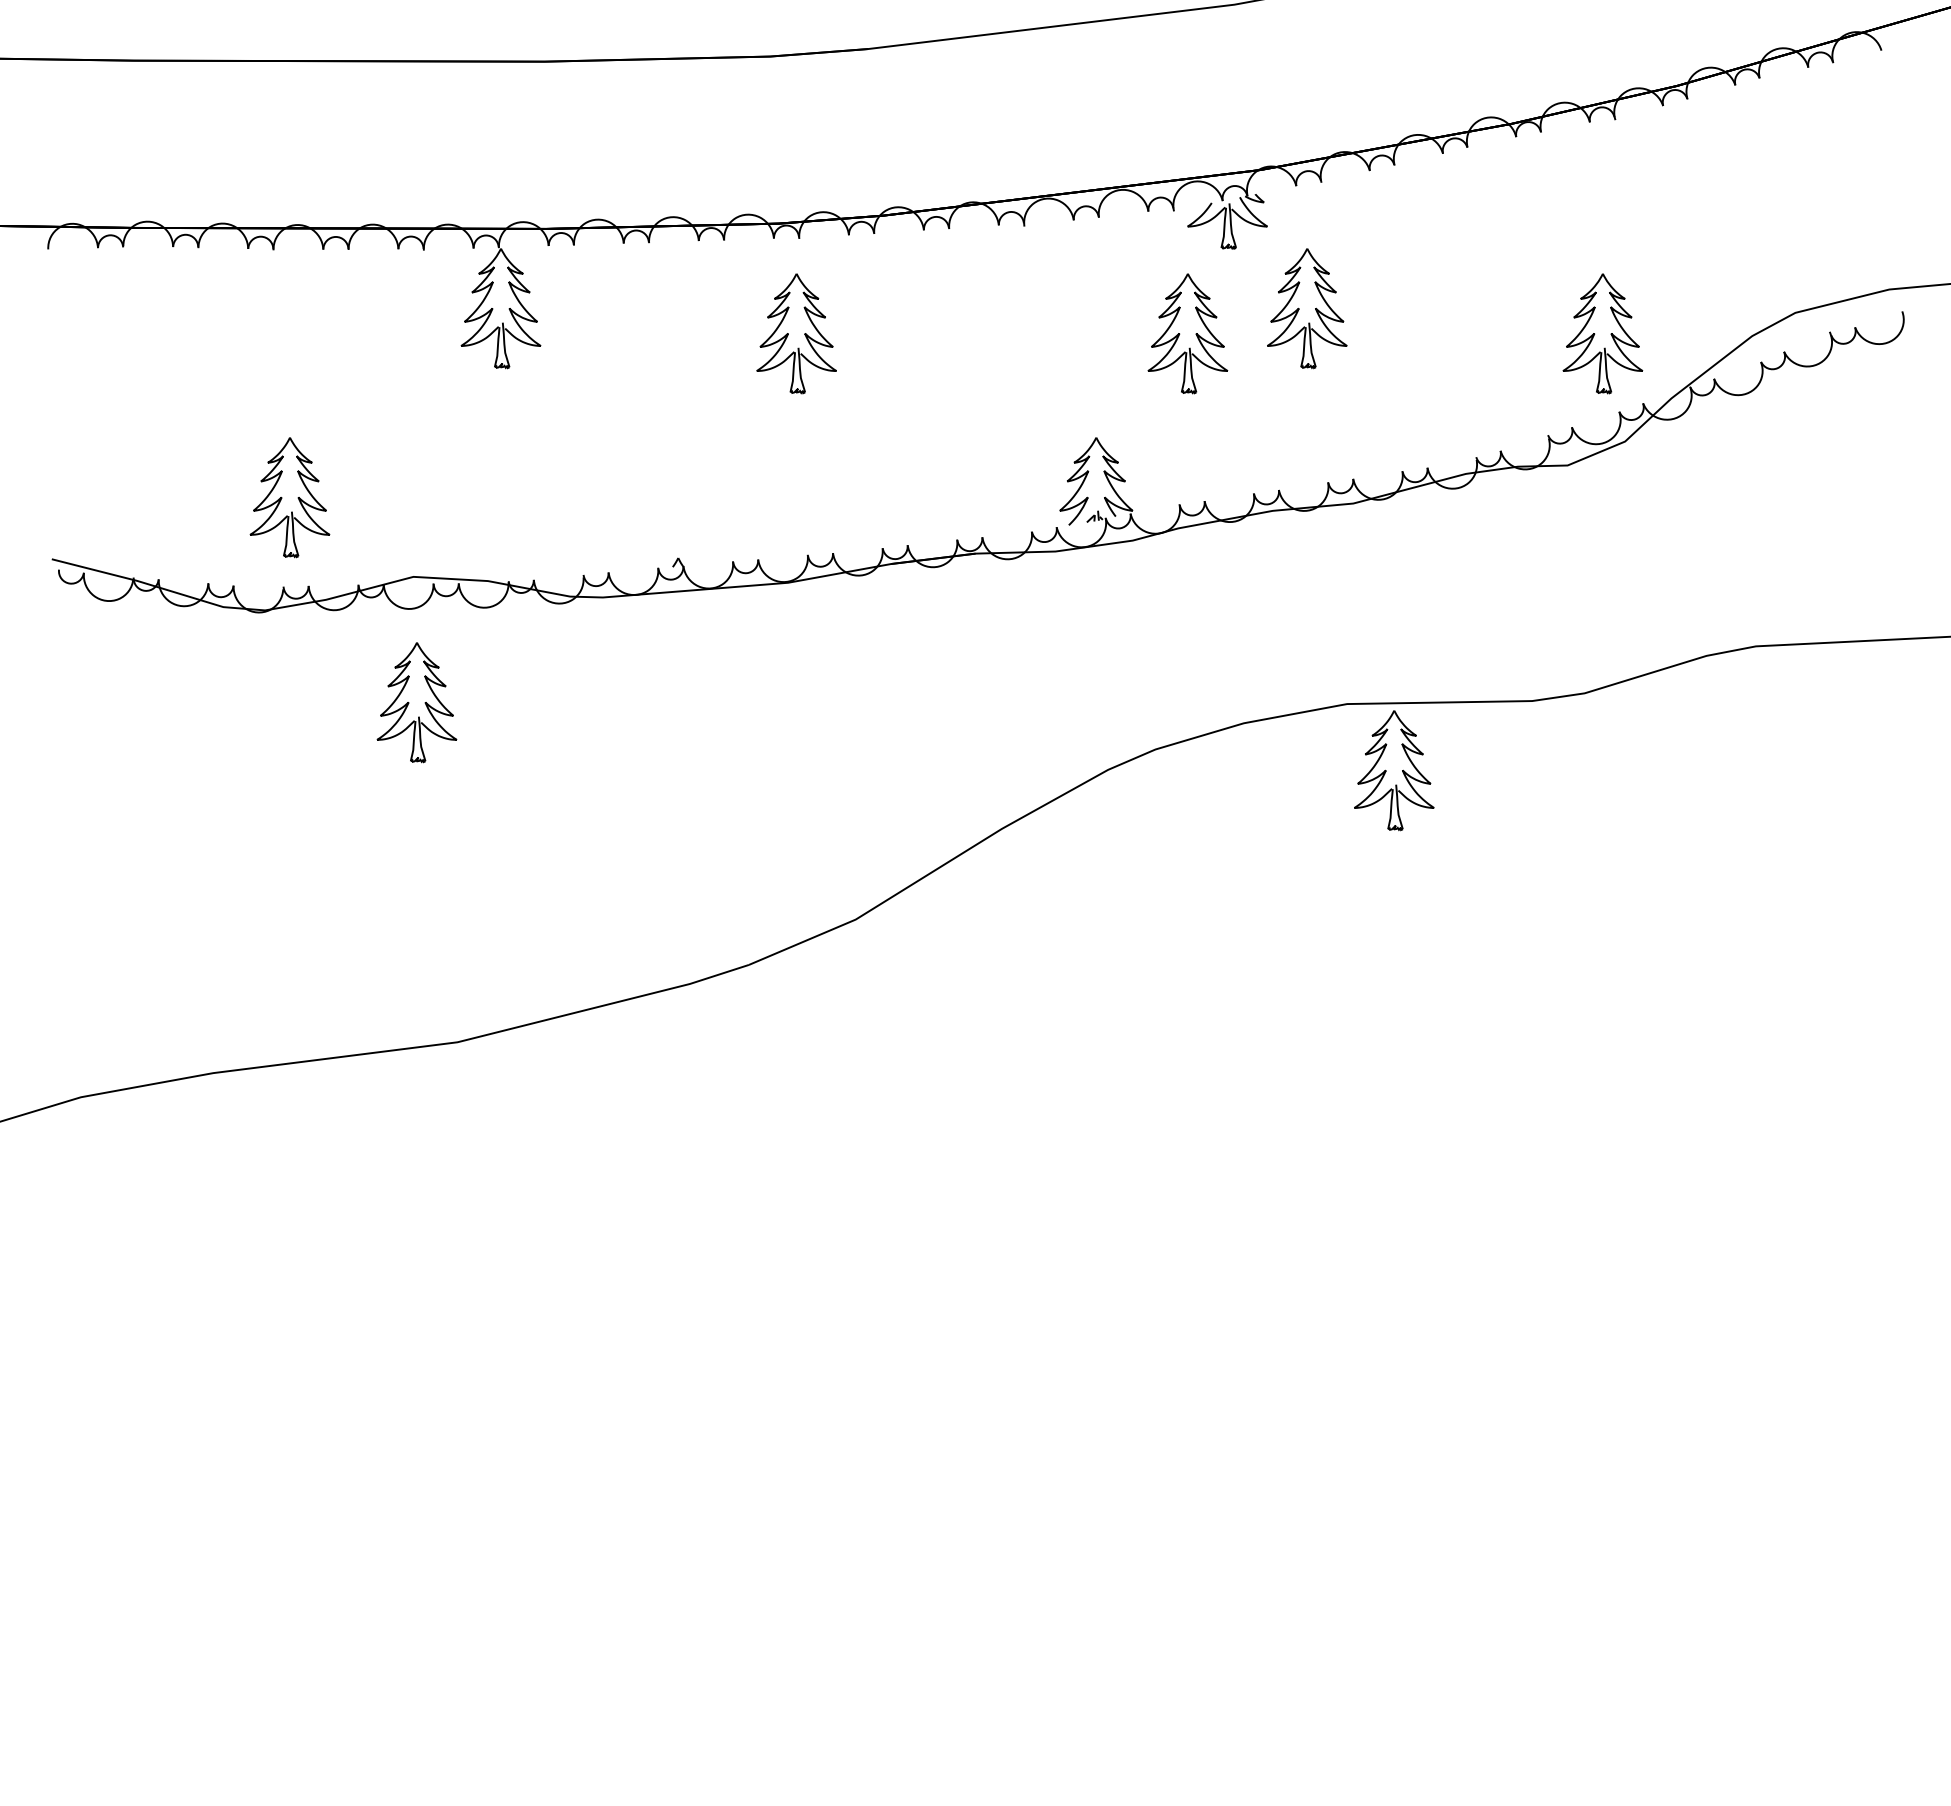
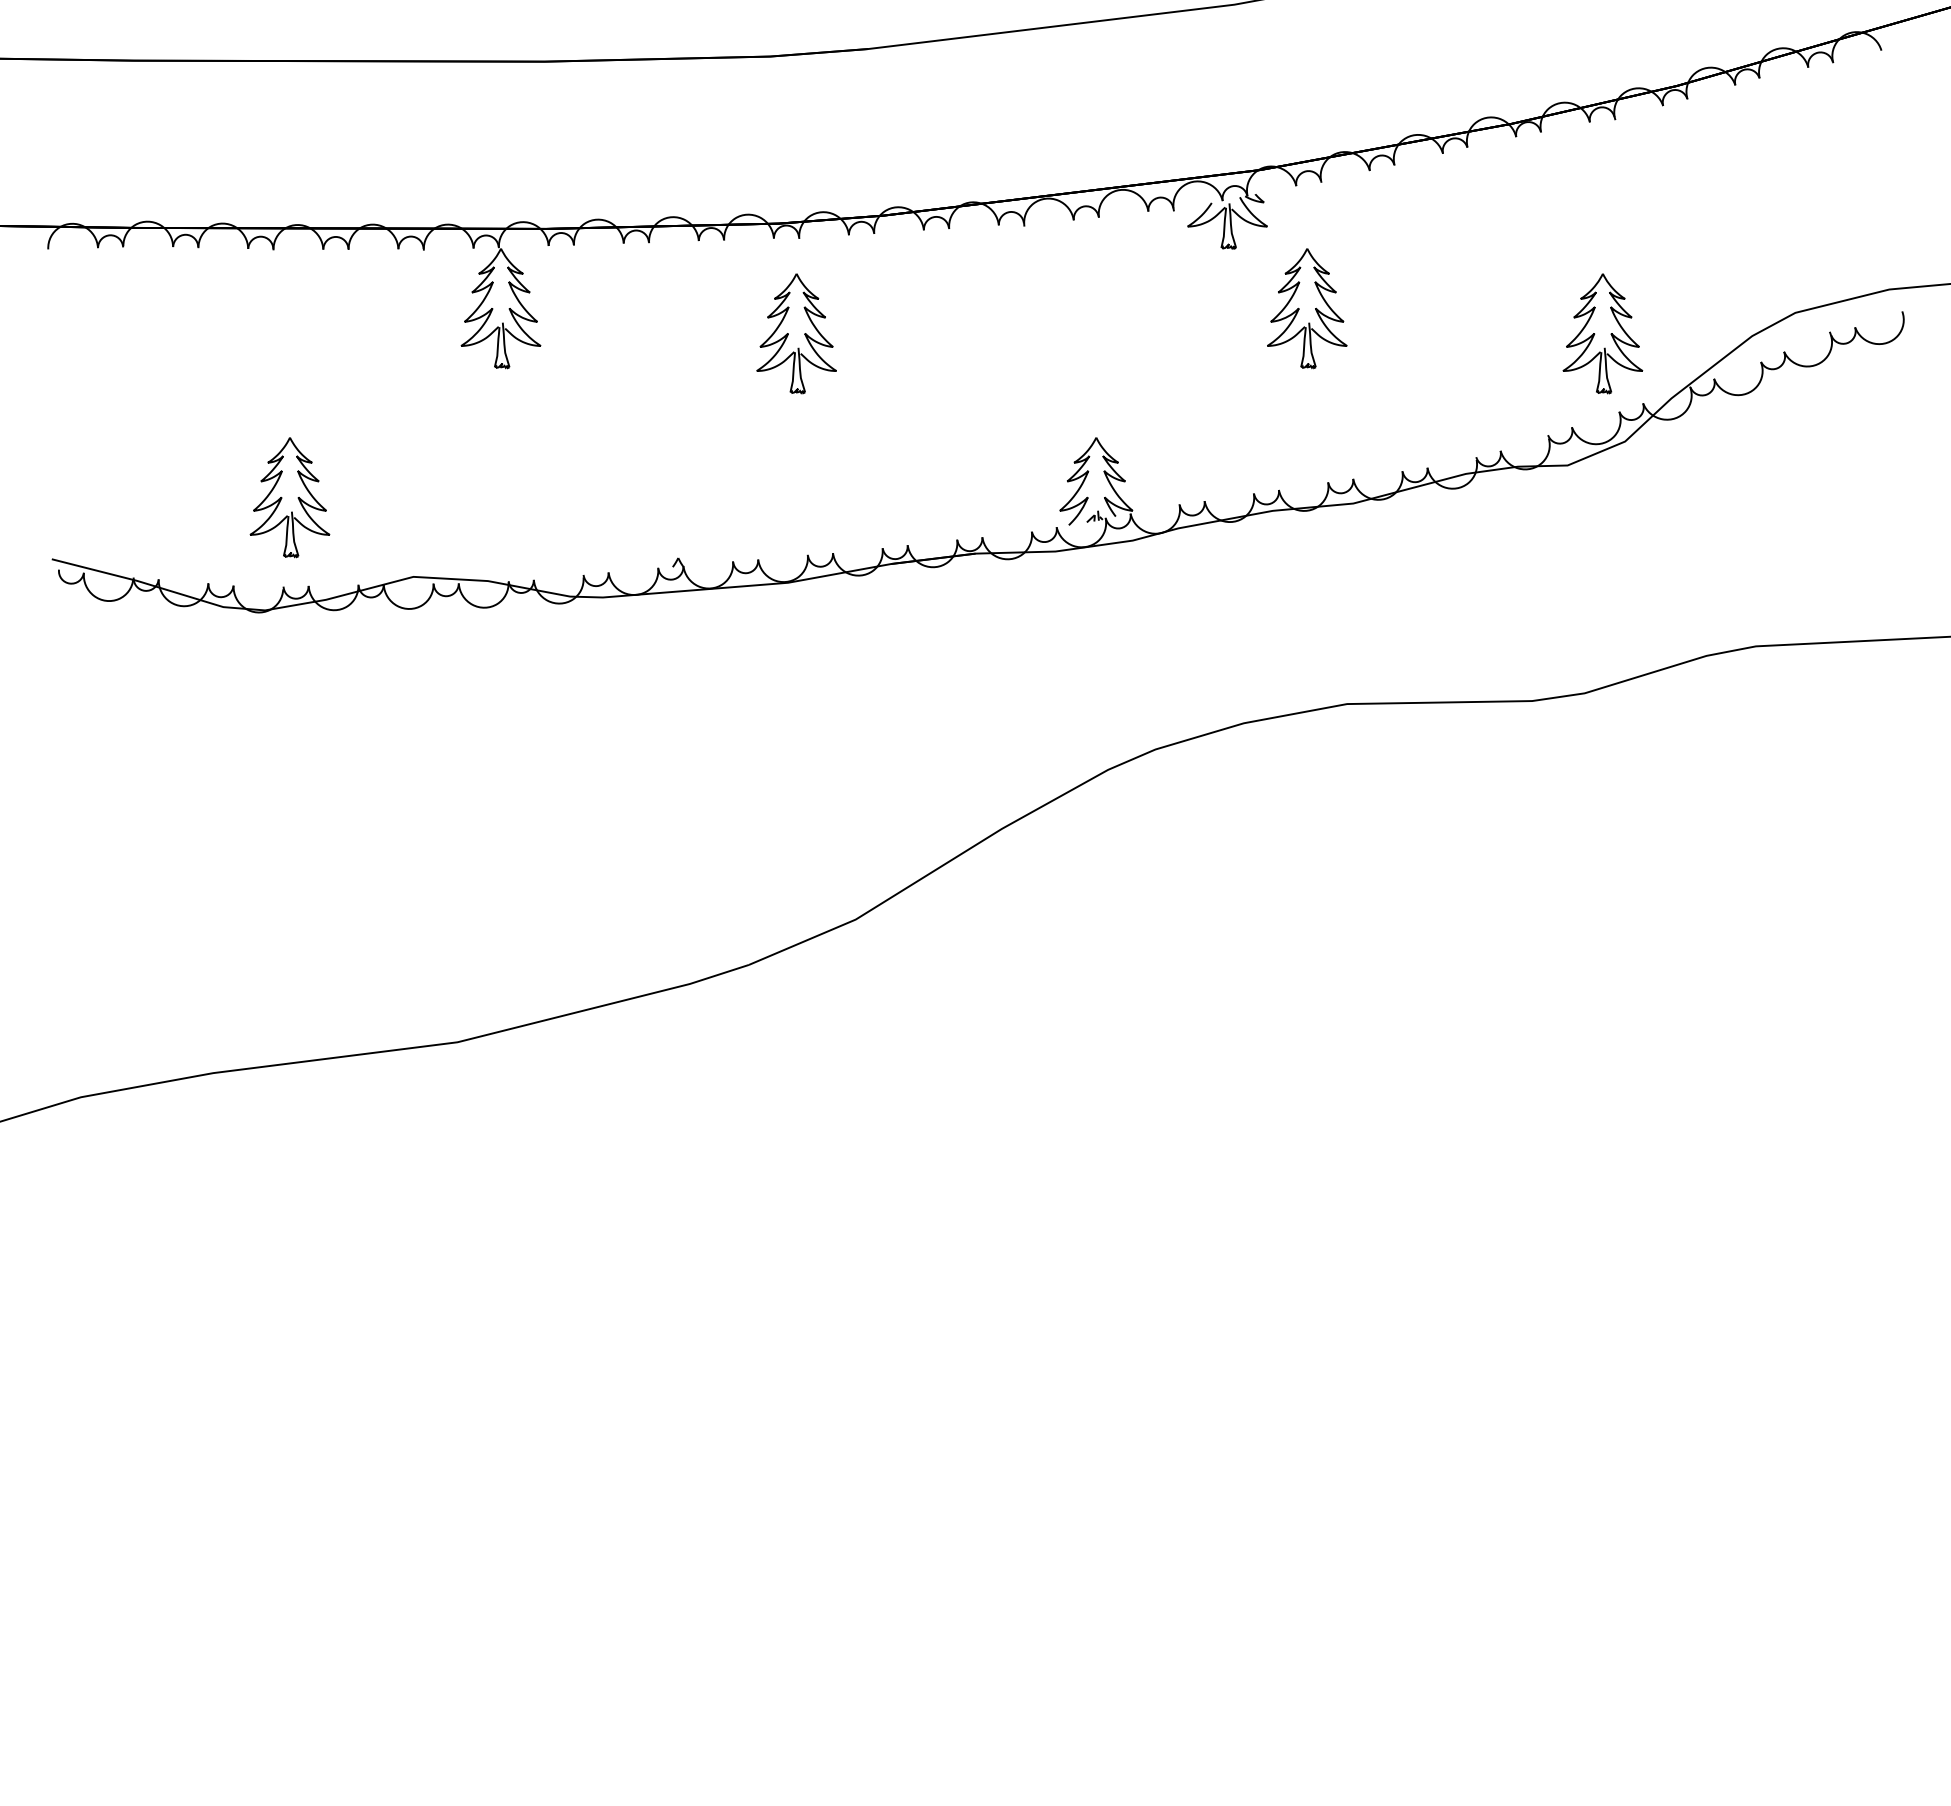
part: present -> none (1187, 333)
part: present -> none (416, 702)
part: present -> none (1394, 770)
